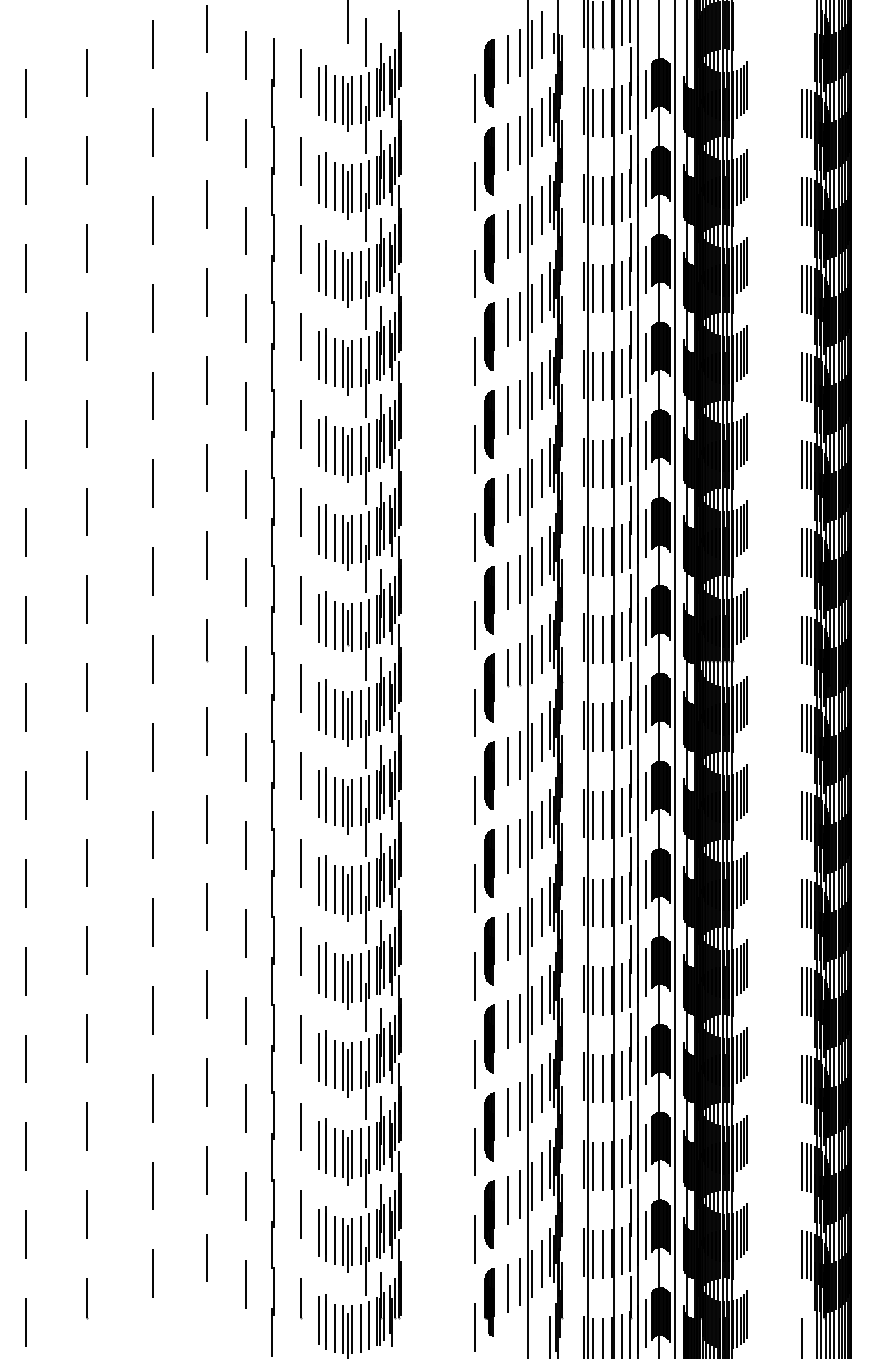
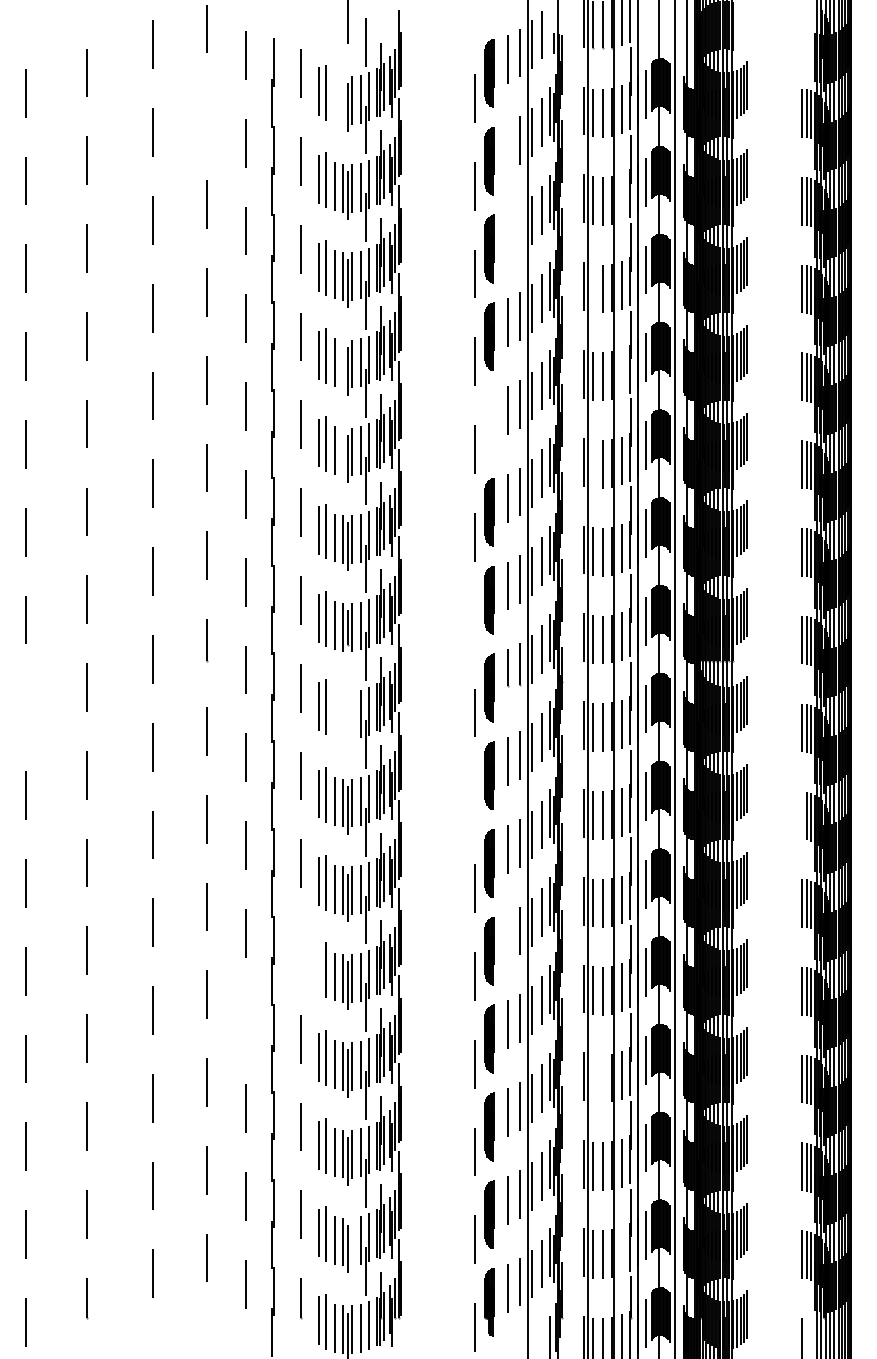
line: present -> none (334, 98)
line: present -> none (343, 100)
line: present -> none (206, 116)
line: present -> none (507, 146)
line: present -> none (621, 197)
line: present -> none (520, 228)
line: present -> none (507, 234)
line: present -> none (593, 288)
line: present -> none (343, 363)
line: present -> none (621, 372)
part: present -> none (489, 424)
line: present -> none (343, 451)
line: present -> none (593, 463)
line: present -> none (475, 624)
line: present -> none (26, 707)
part: present -> none (343, 717)
line: present -> none (475, 800)
line: present -> none (802, 815)
line: present -> none (507, 936)
line: present -> none (301, 951)
line: present -> none (318, 969)
line: present -> none (245, 1020)
line: present -> none (593, 1078)
line: present -> none (602, 1078)
line: present -> none (352, 1241)
line: present -> none (621, 1250)
